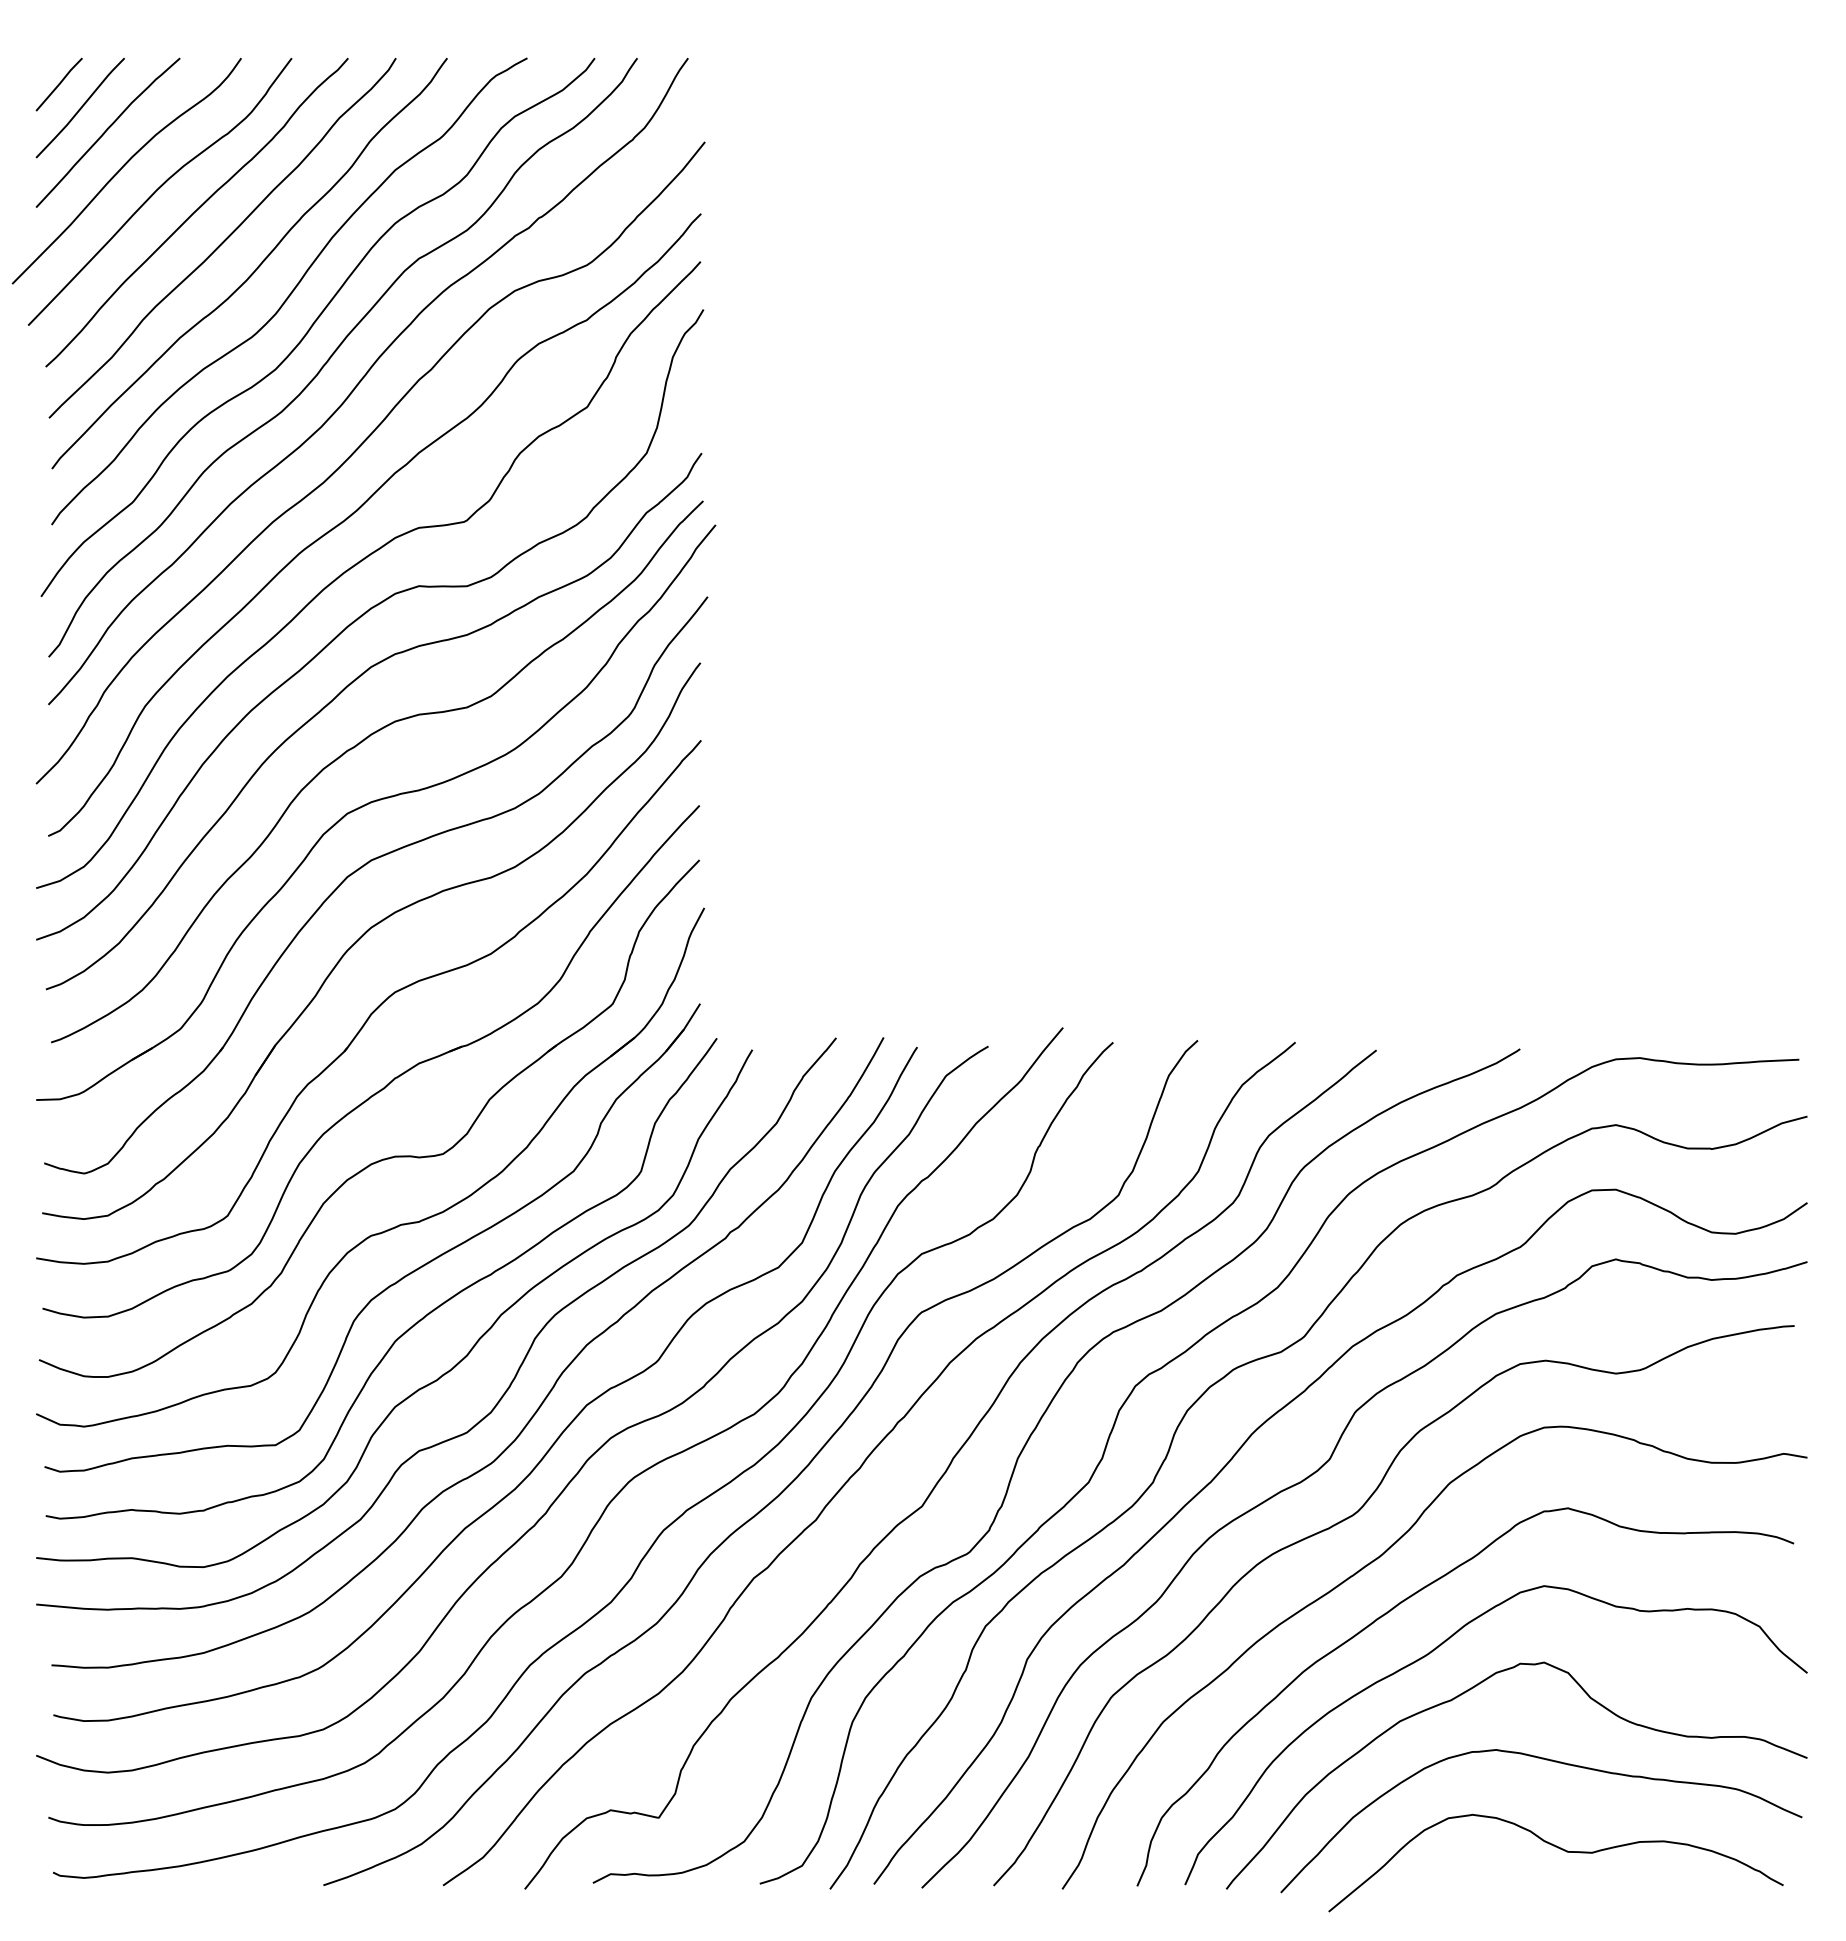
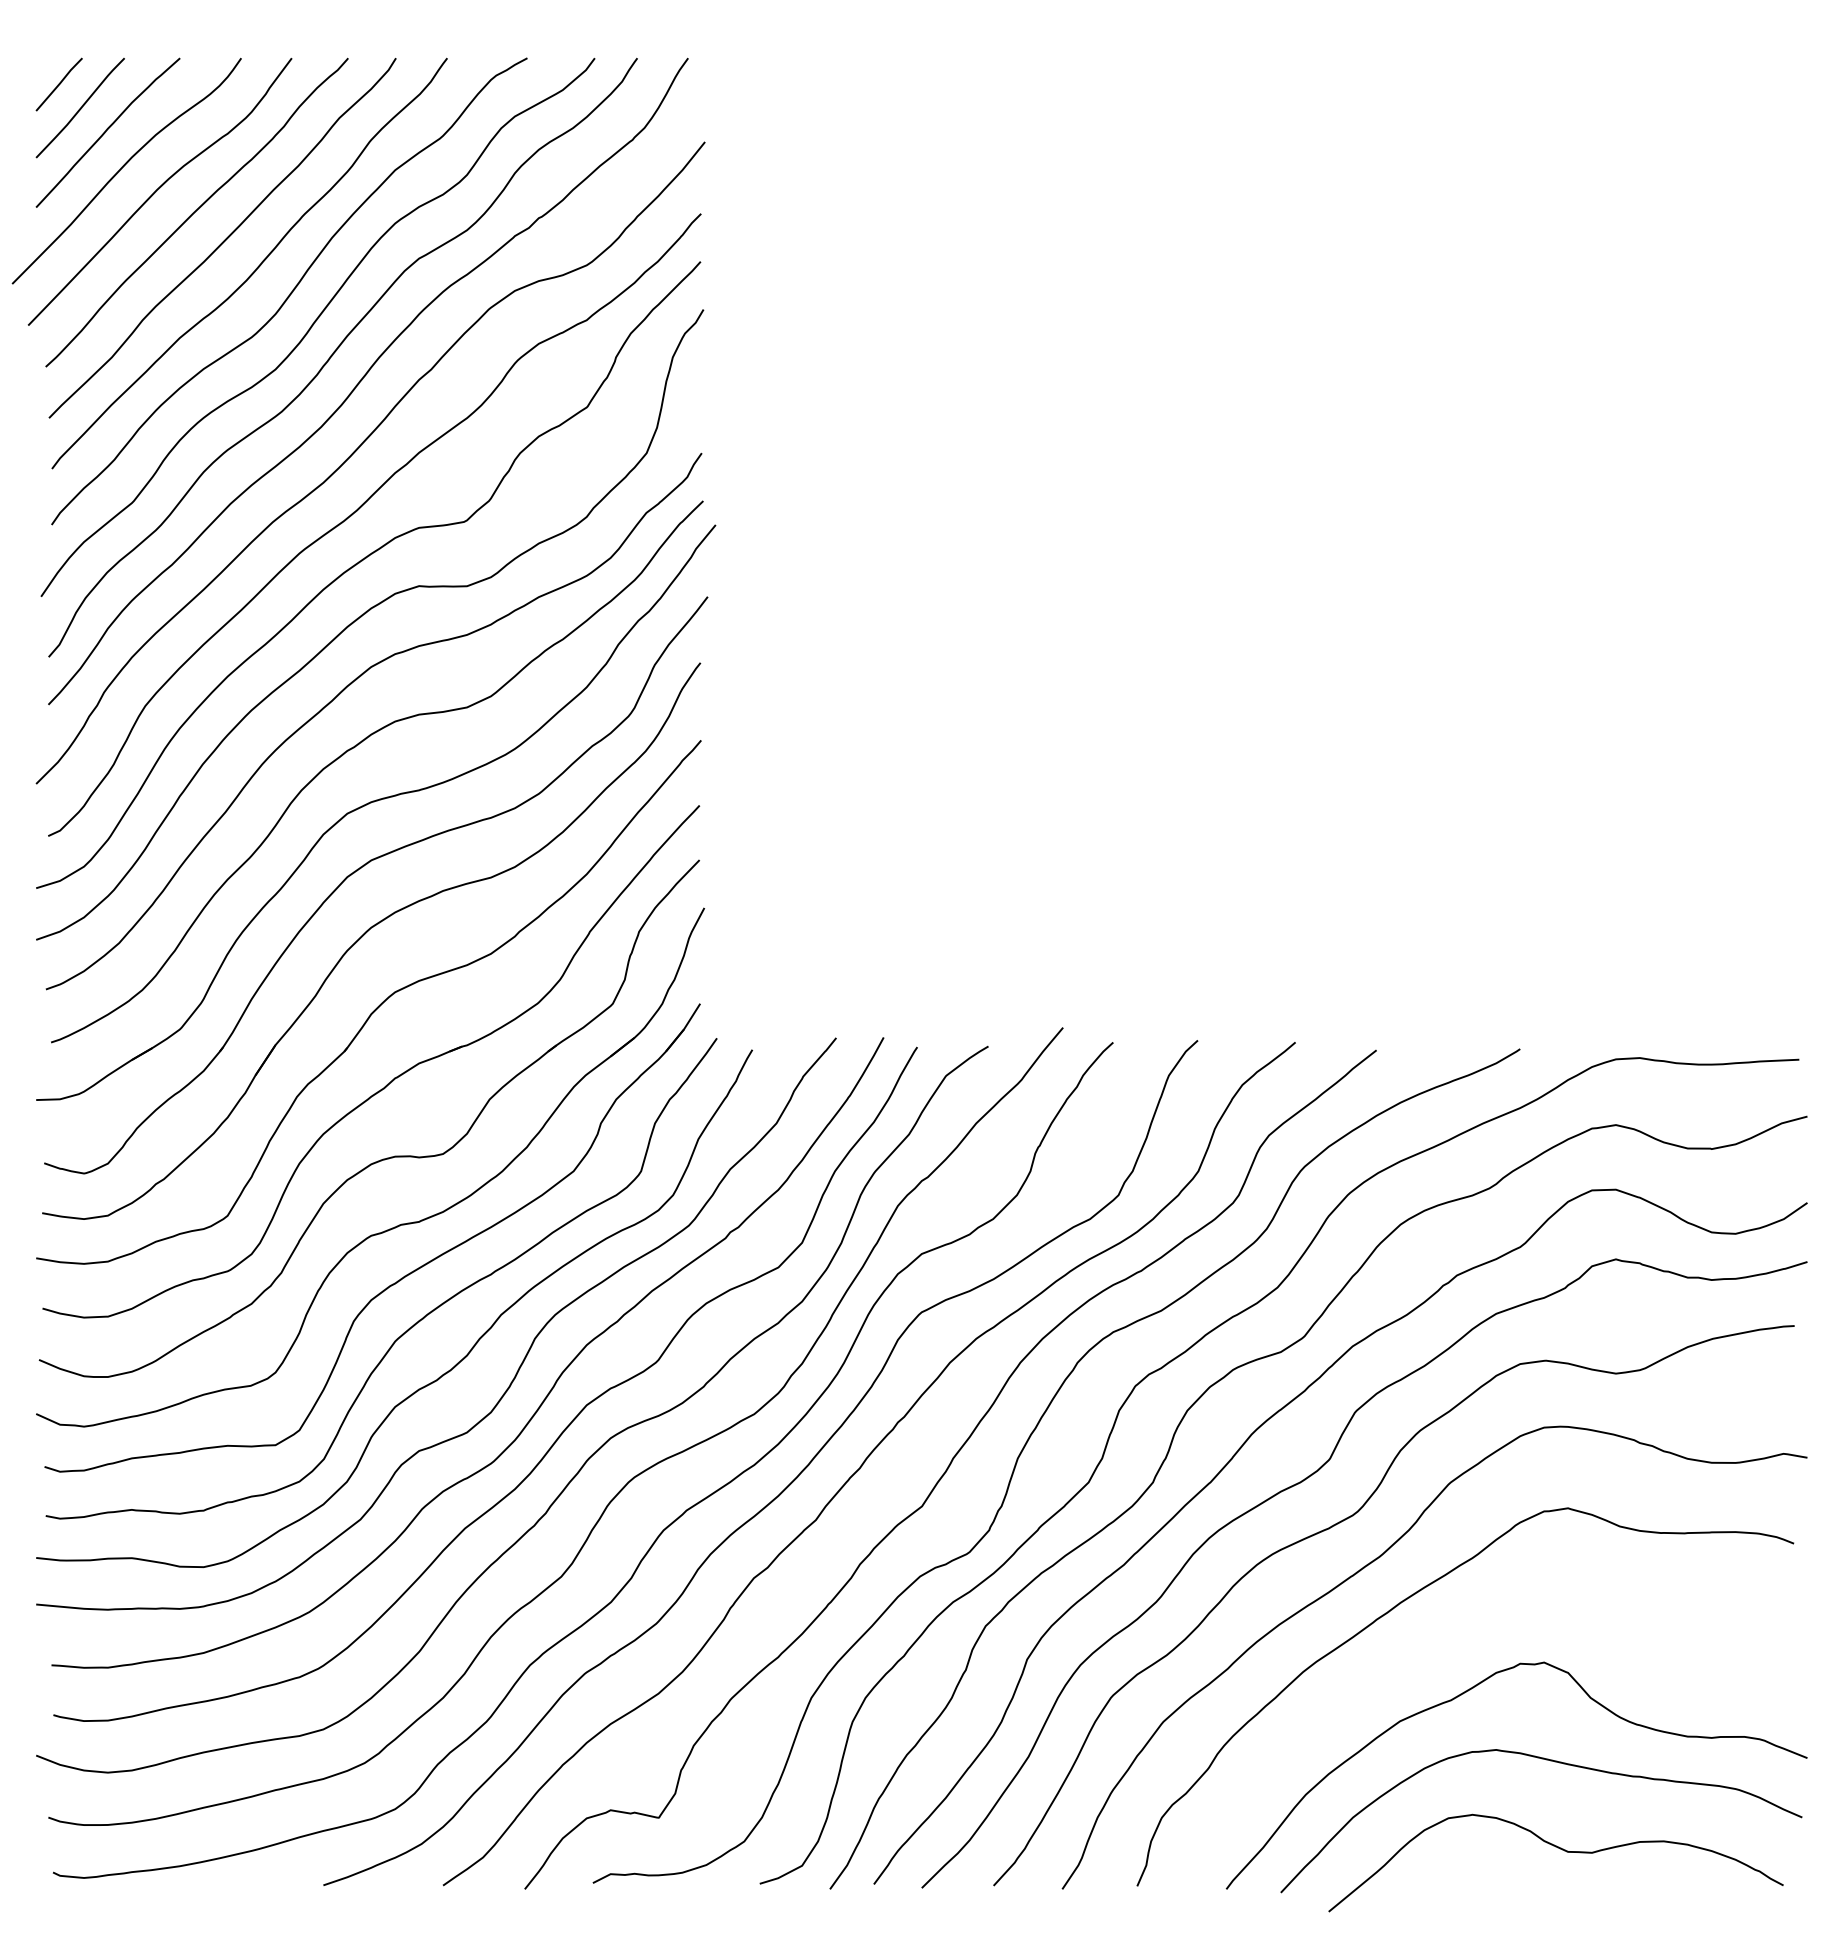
curve: present -> none (1432, 1652)
